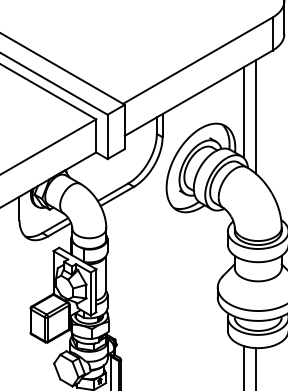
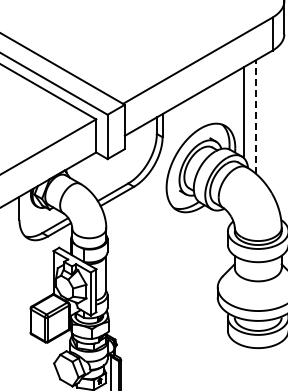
line: solid -> dashed (255, 117)
line: present -> none (243, 366)
line: present -> none (255, 367)
